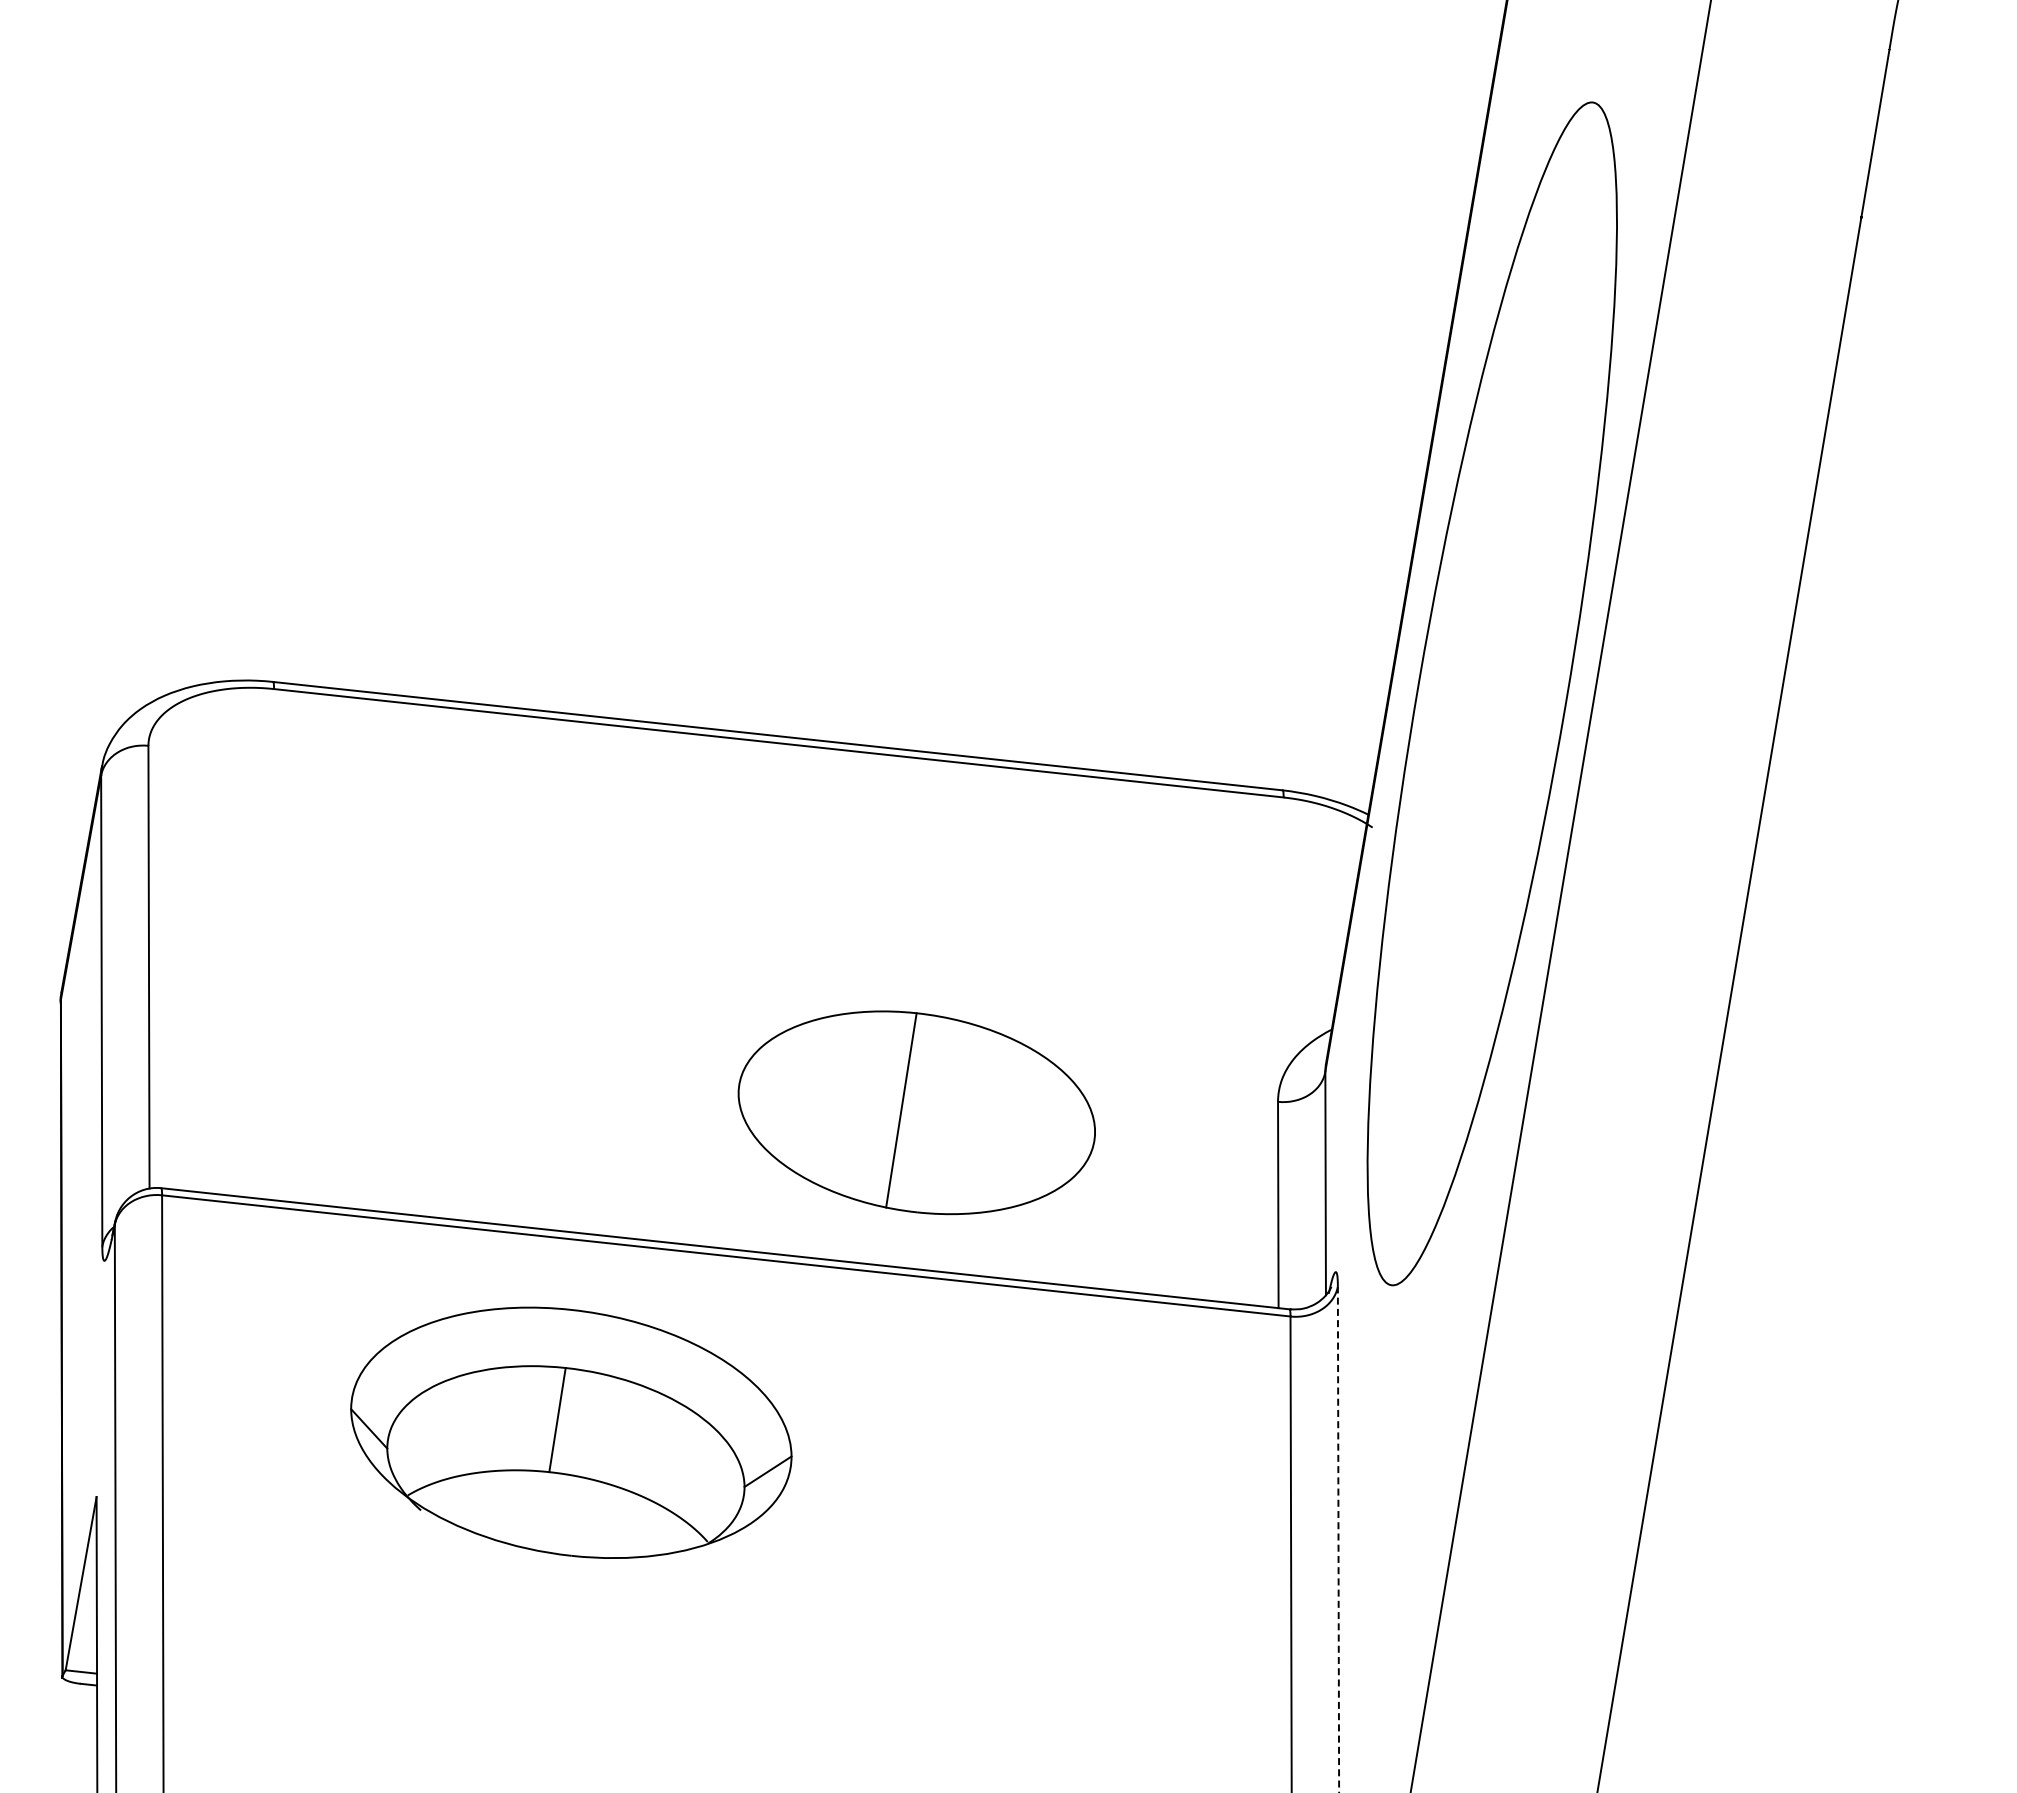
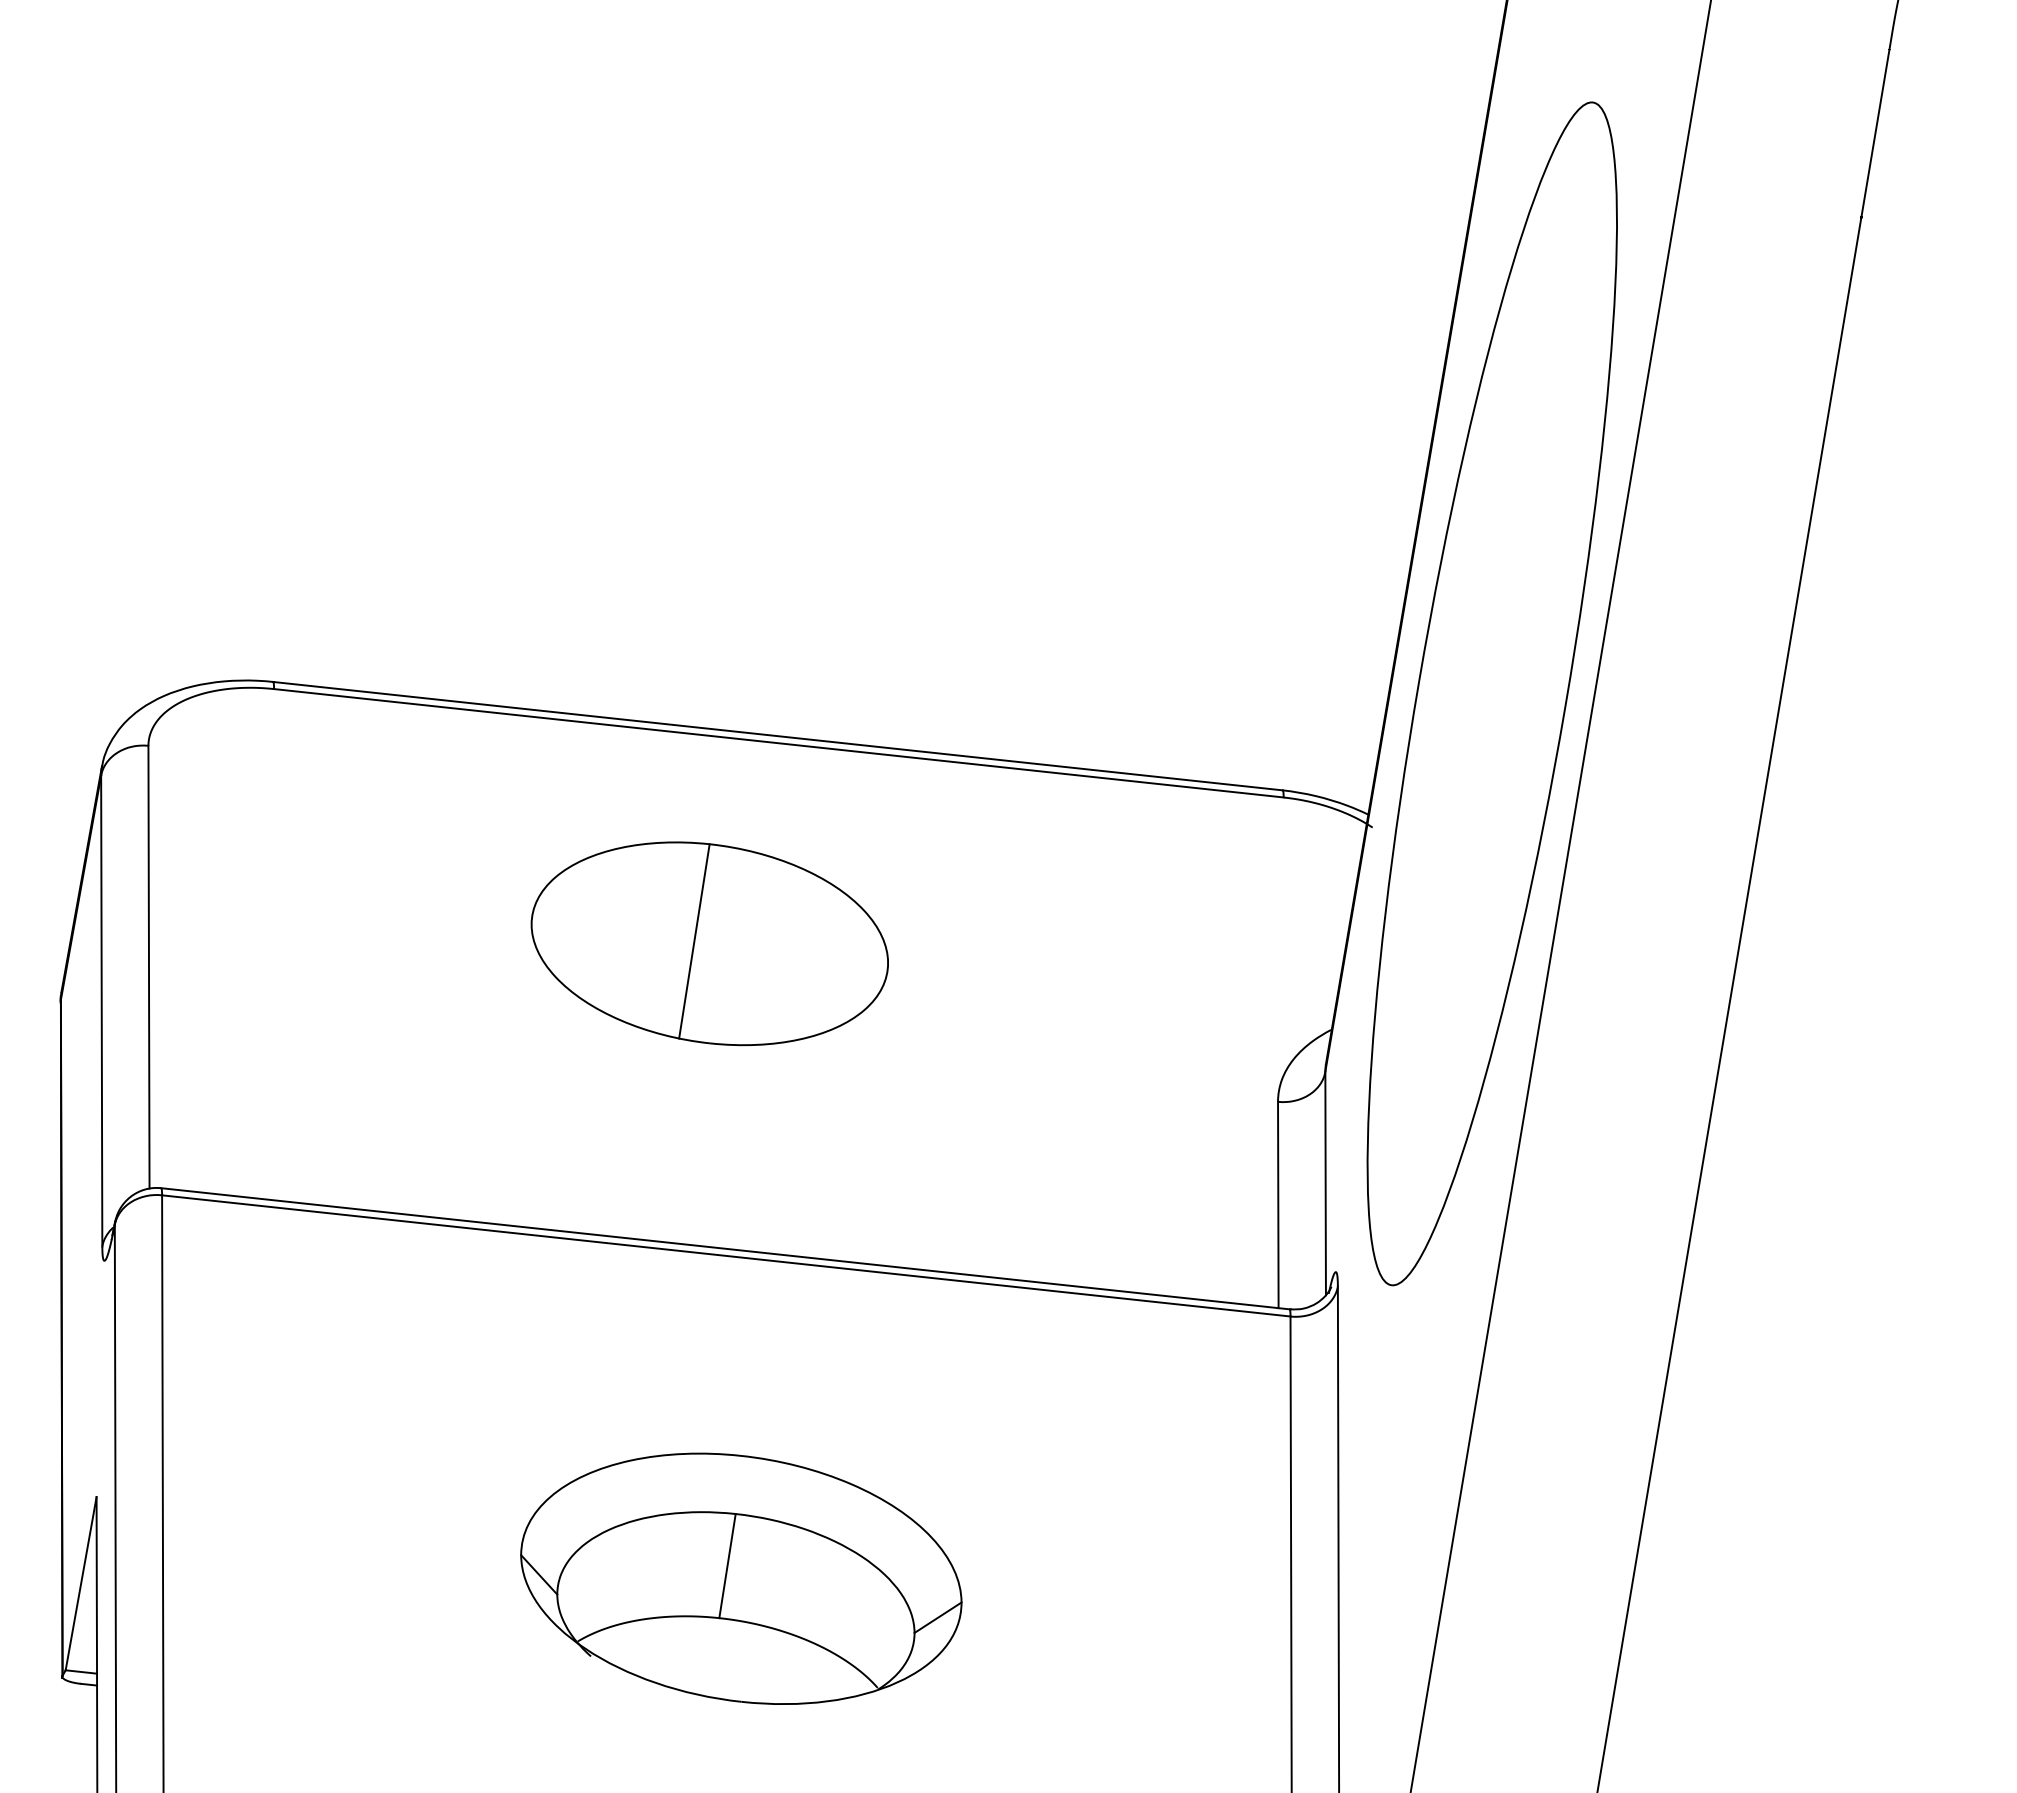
part position: (916, 1112) -> (709, 943) (709, 943)
part position: (571, 1432) -> (741, 1578) (741, 1578)
line: dashed -> solid (1338, 1539)
